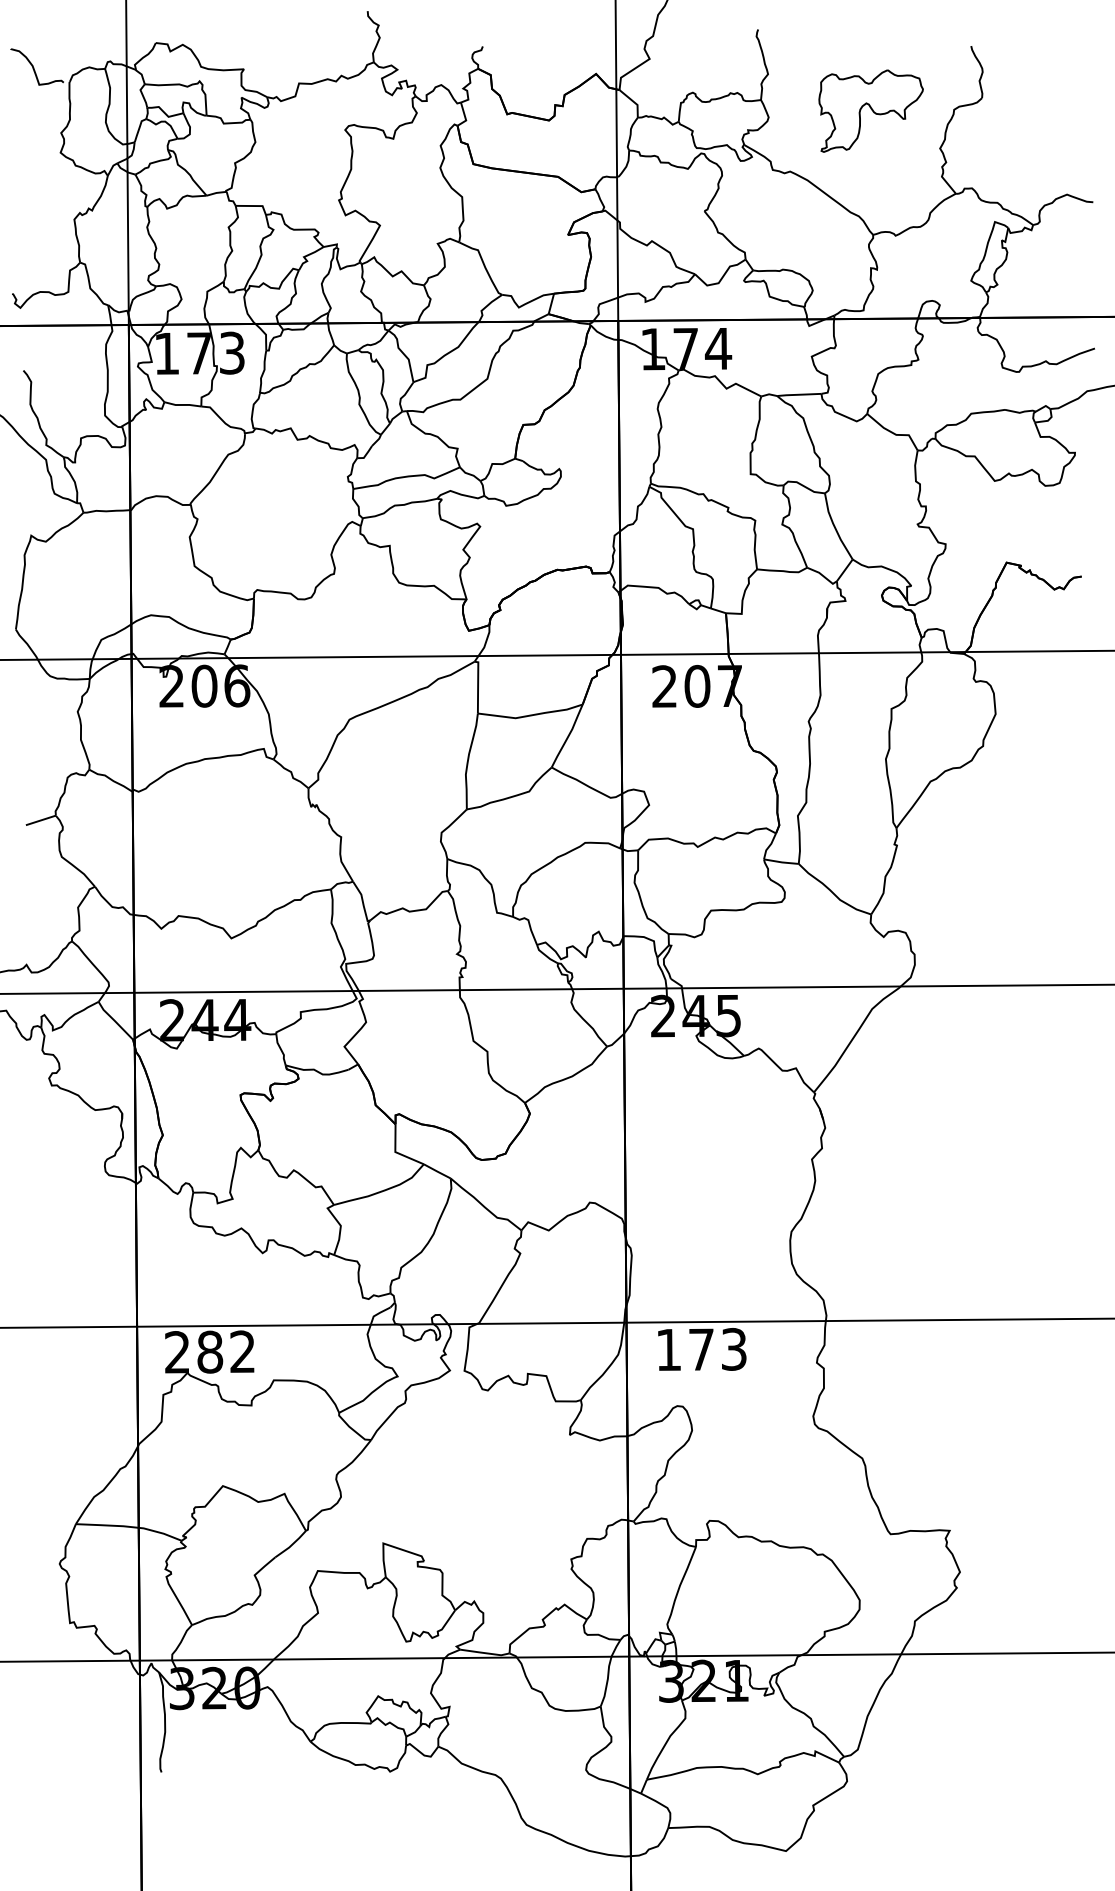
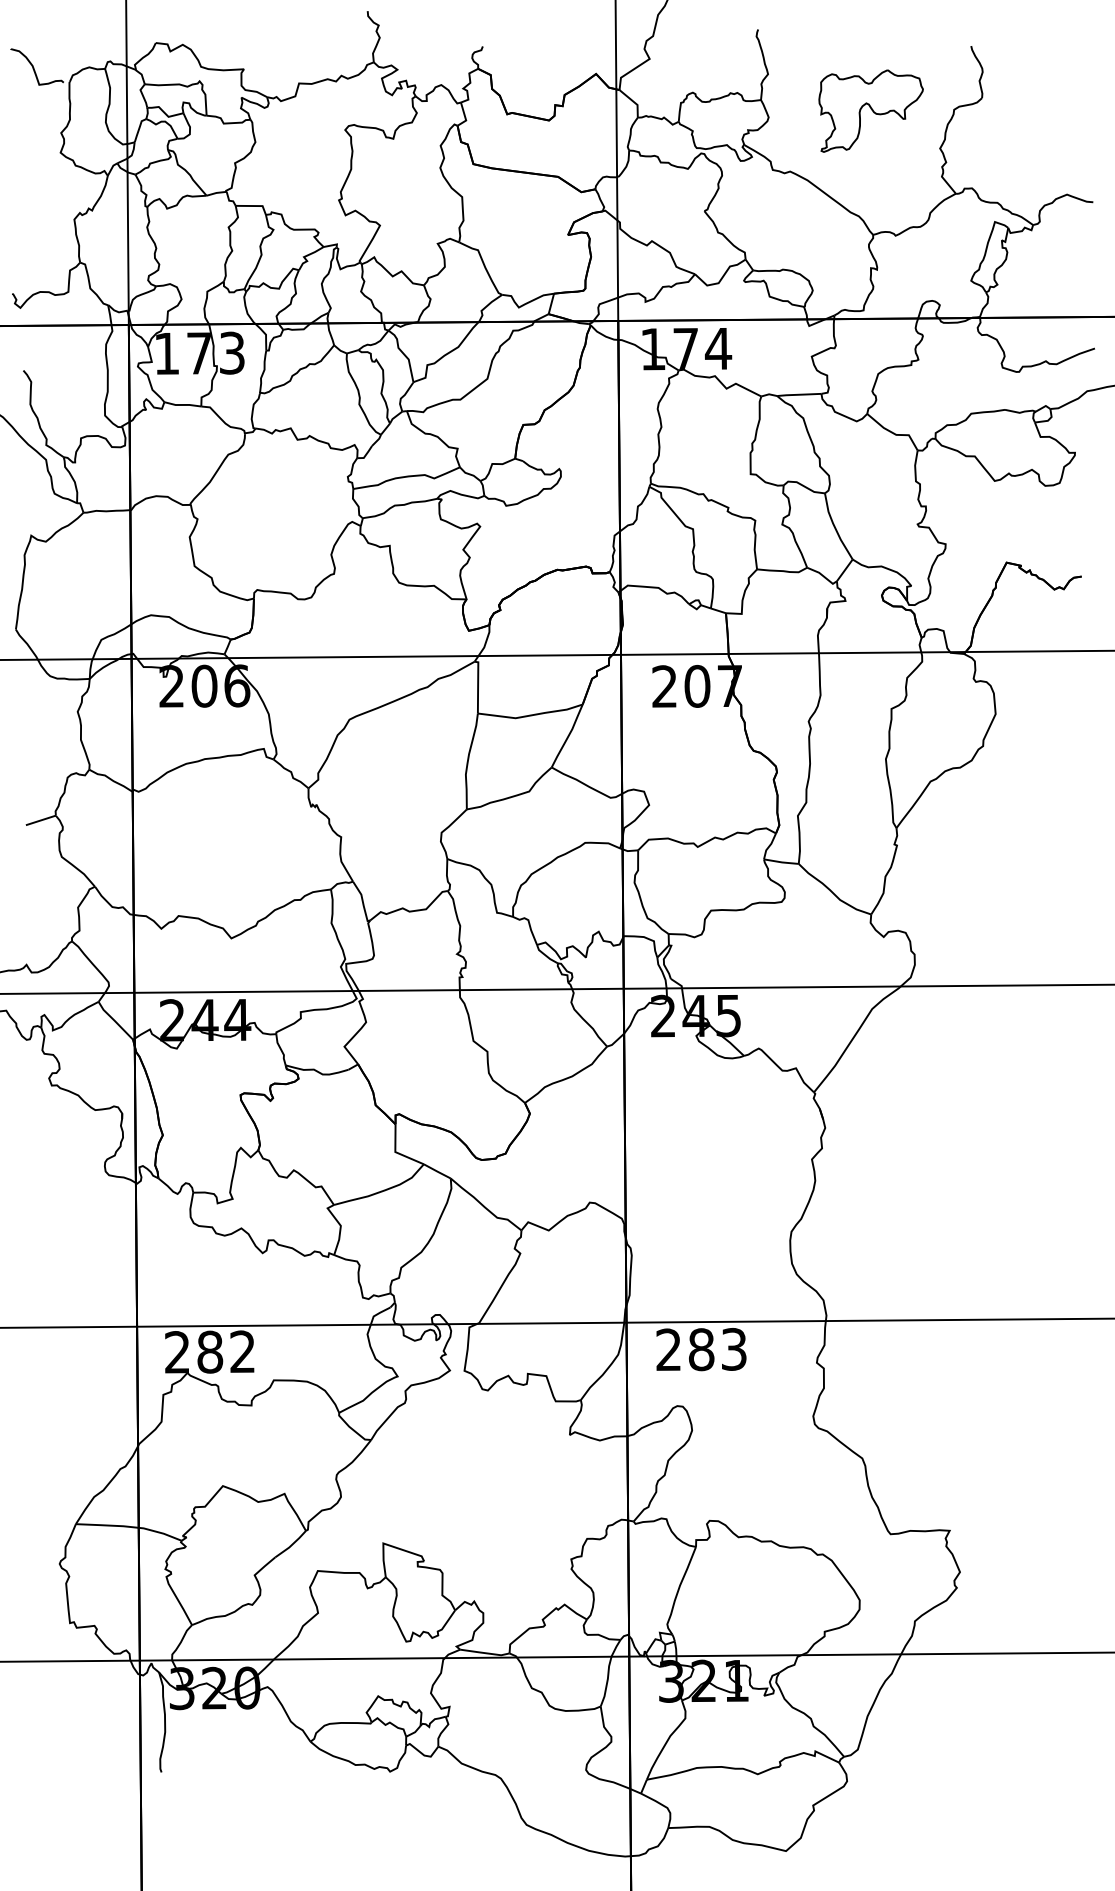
text: 173 -> 283 (685, 1349)
